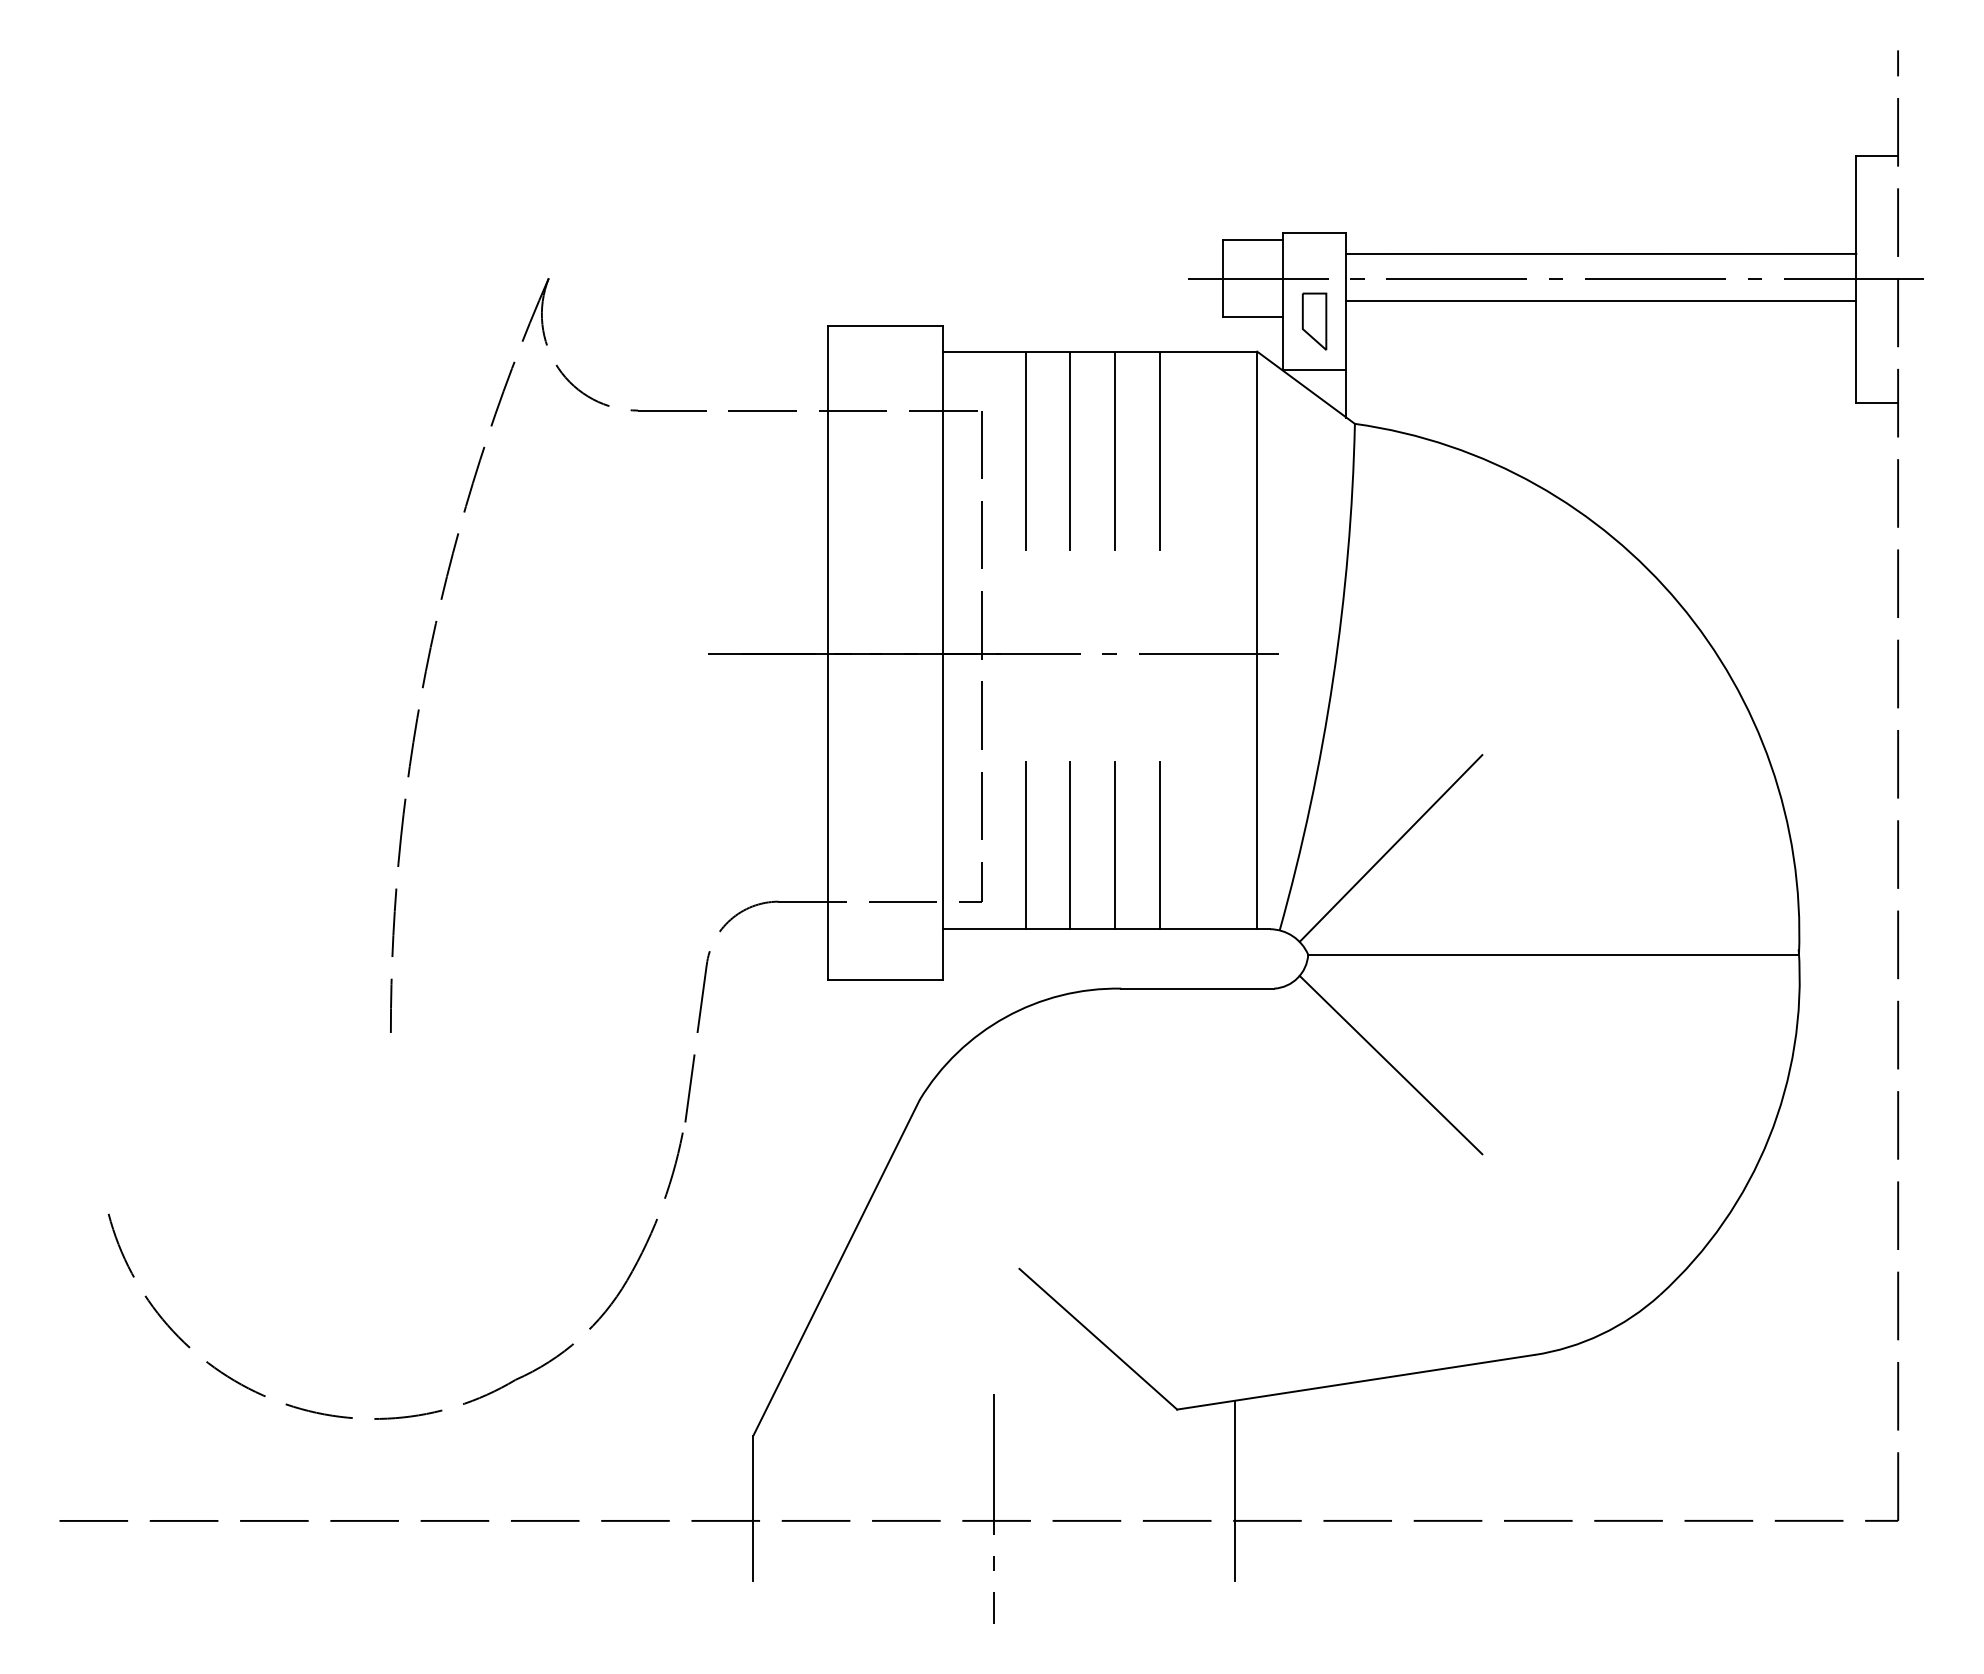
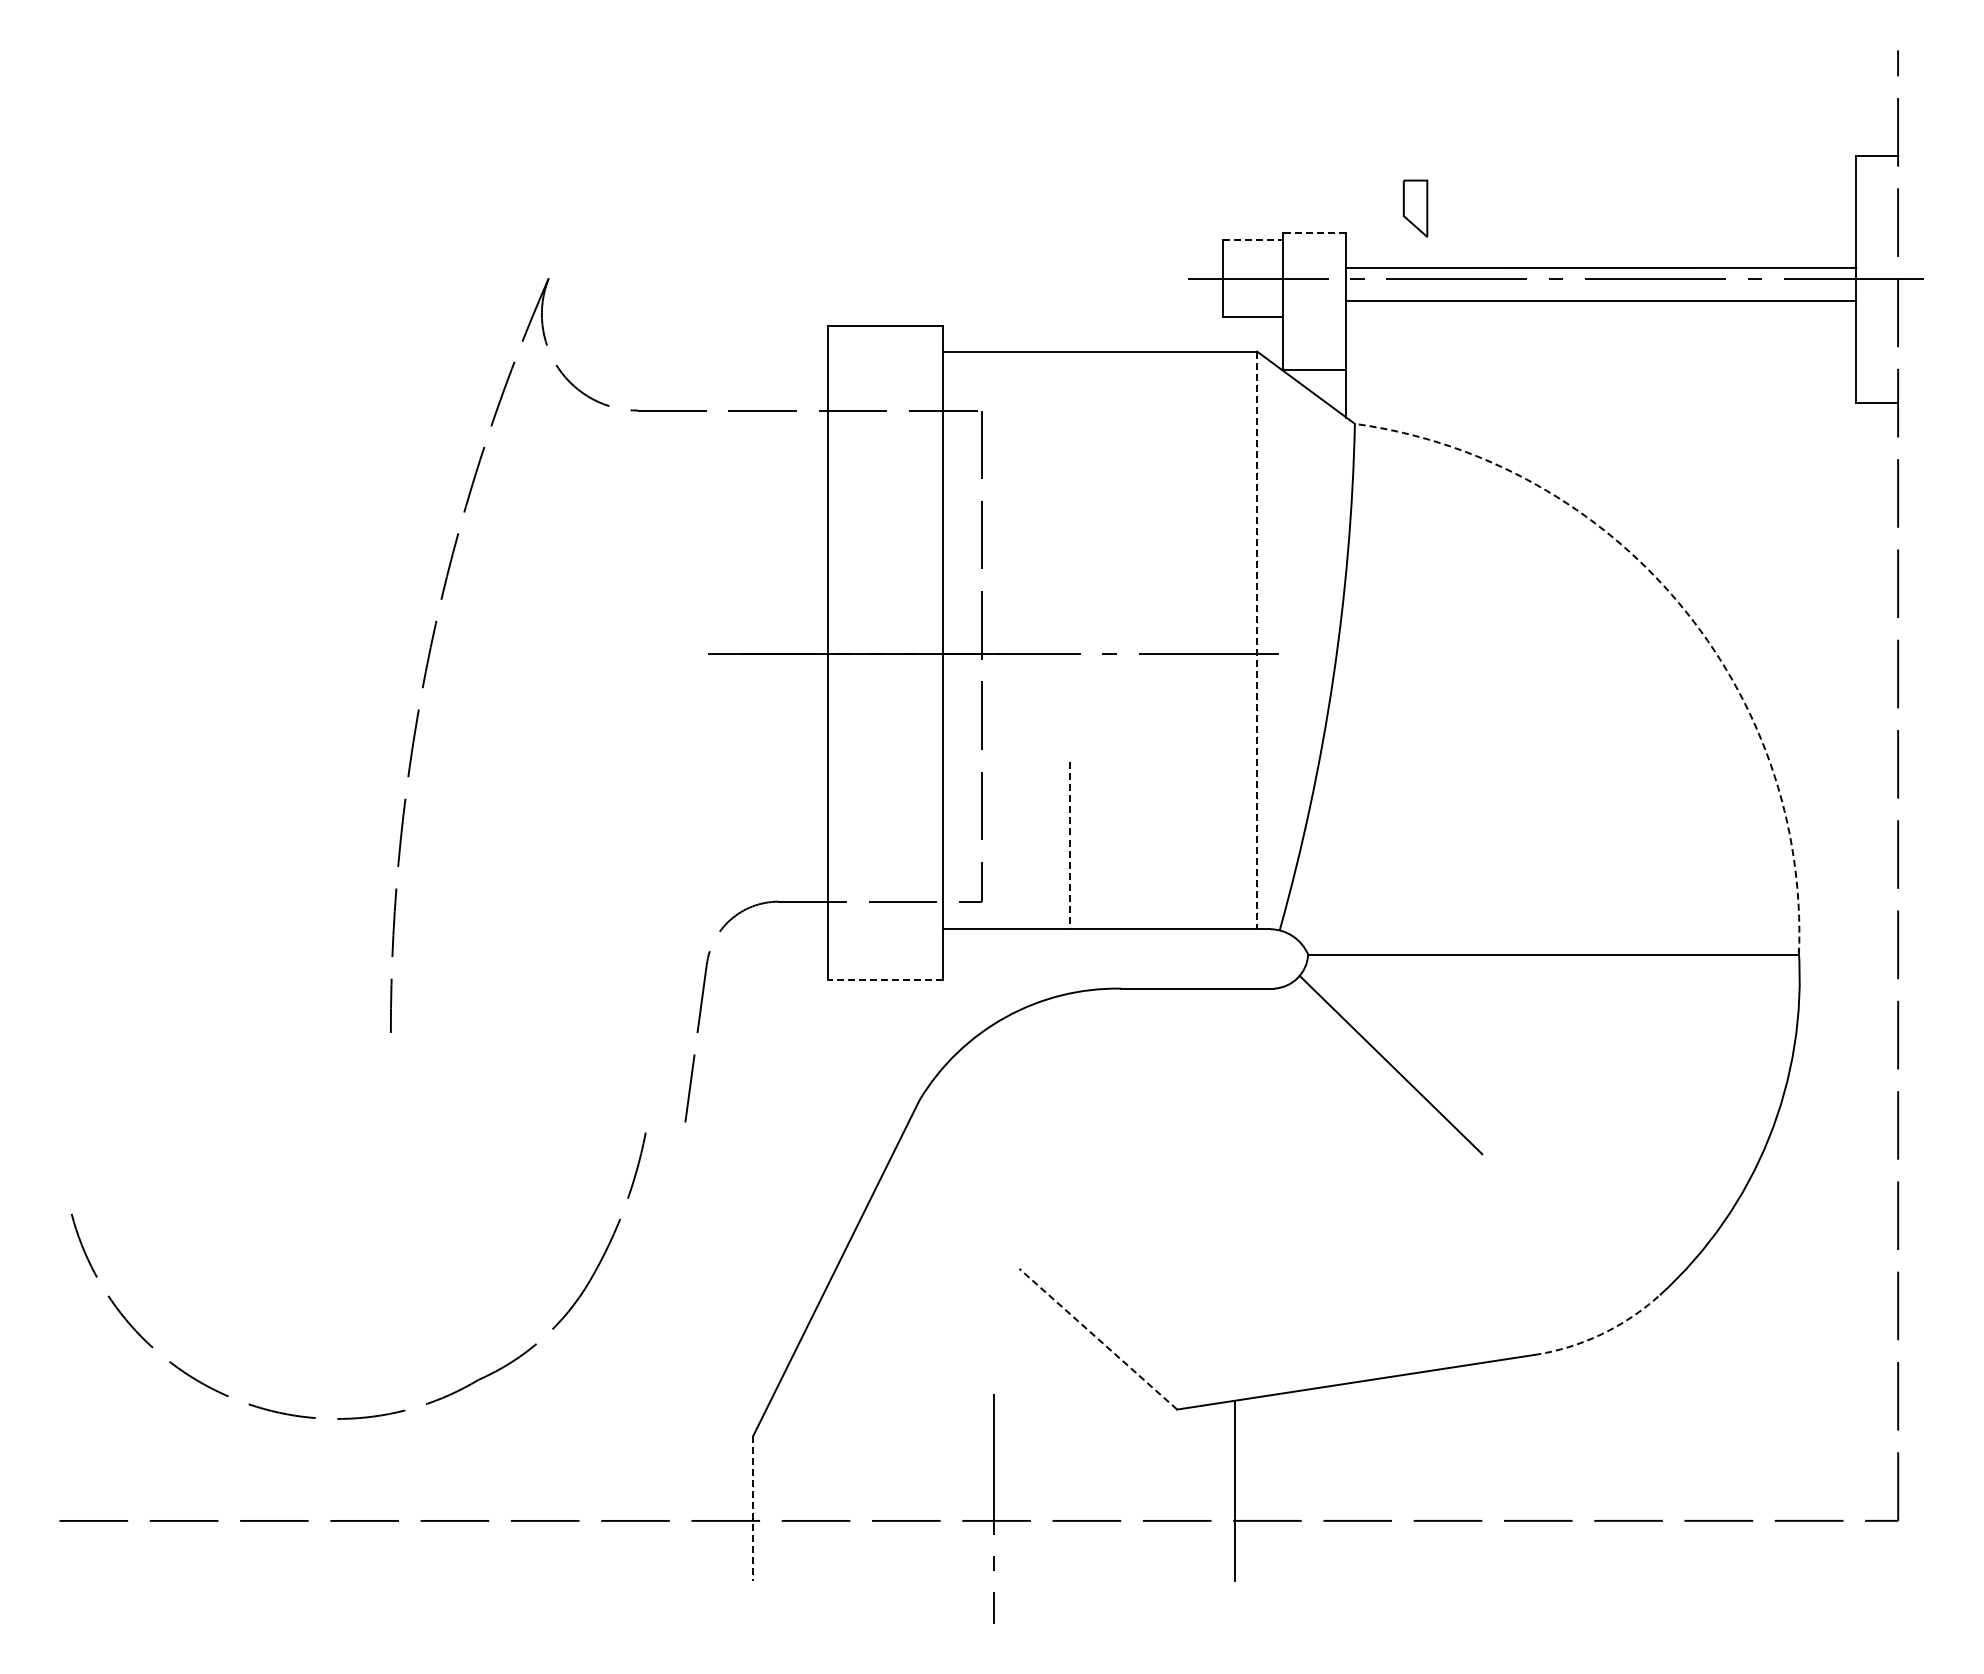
line: solid -> dashed (1314, 232)
line: solid -> dashed (1253, 240)
line position: (1601, 253) -> (1601, 267) (1601, 267)
part position: (1314, 321) -> (1415, 208) (1415, 208)
line: present -> none (1025, 451)
line: present -> none (1070, 451)
line: present -> none (1114, 451)
line: present -> none (1159, 451)
arc: solid -> dashed (1679, 603)
line: solid -> dashed (1257, 640)
line: present -> none (1025, 845)
line: present -> none (1114, 845)
line: present -> none (1159, 845)
line: solid -> dashed (1070, 846)
line: present -> none (1390, 848)
line: solid -> dashed (885, 980)
arc: solid -> dashed (1601, 1334)
line: solid -> dashed (1098, 1339)
part position: (415, 1414) -> (378, 1414) (378, 1414)
line: solid -> dashed (753, 1509)
